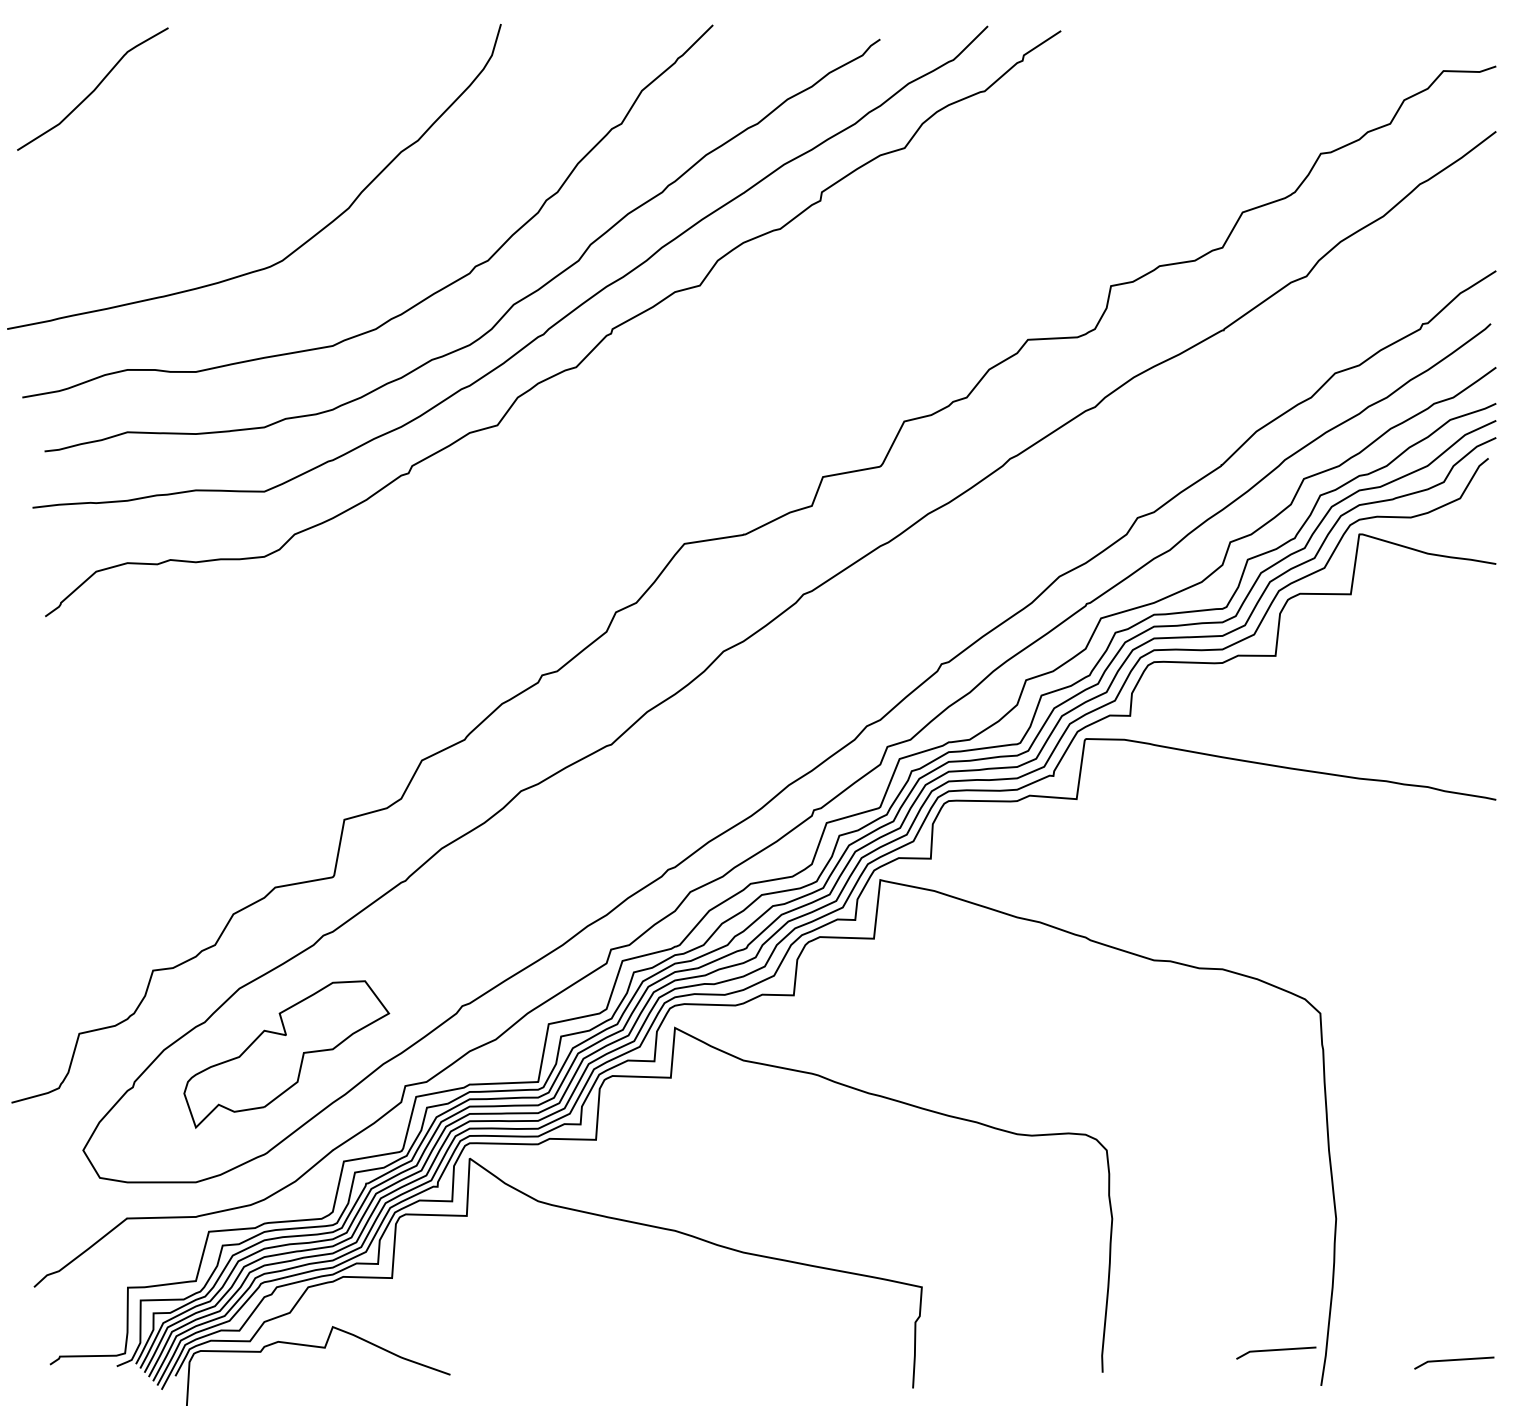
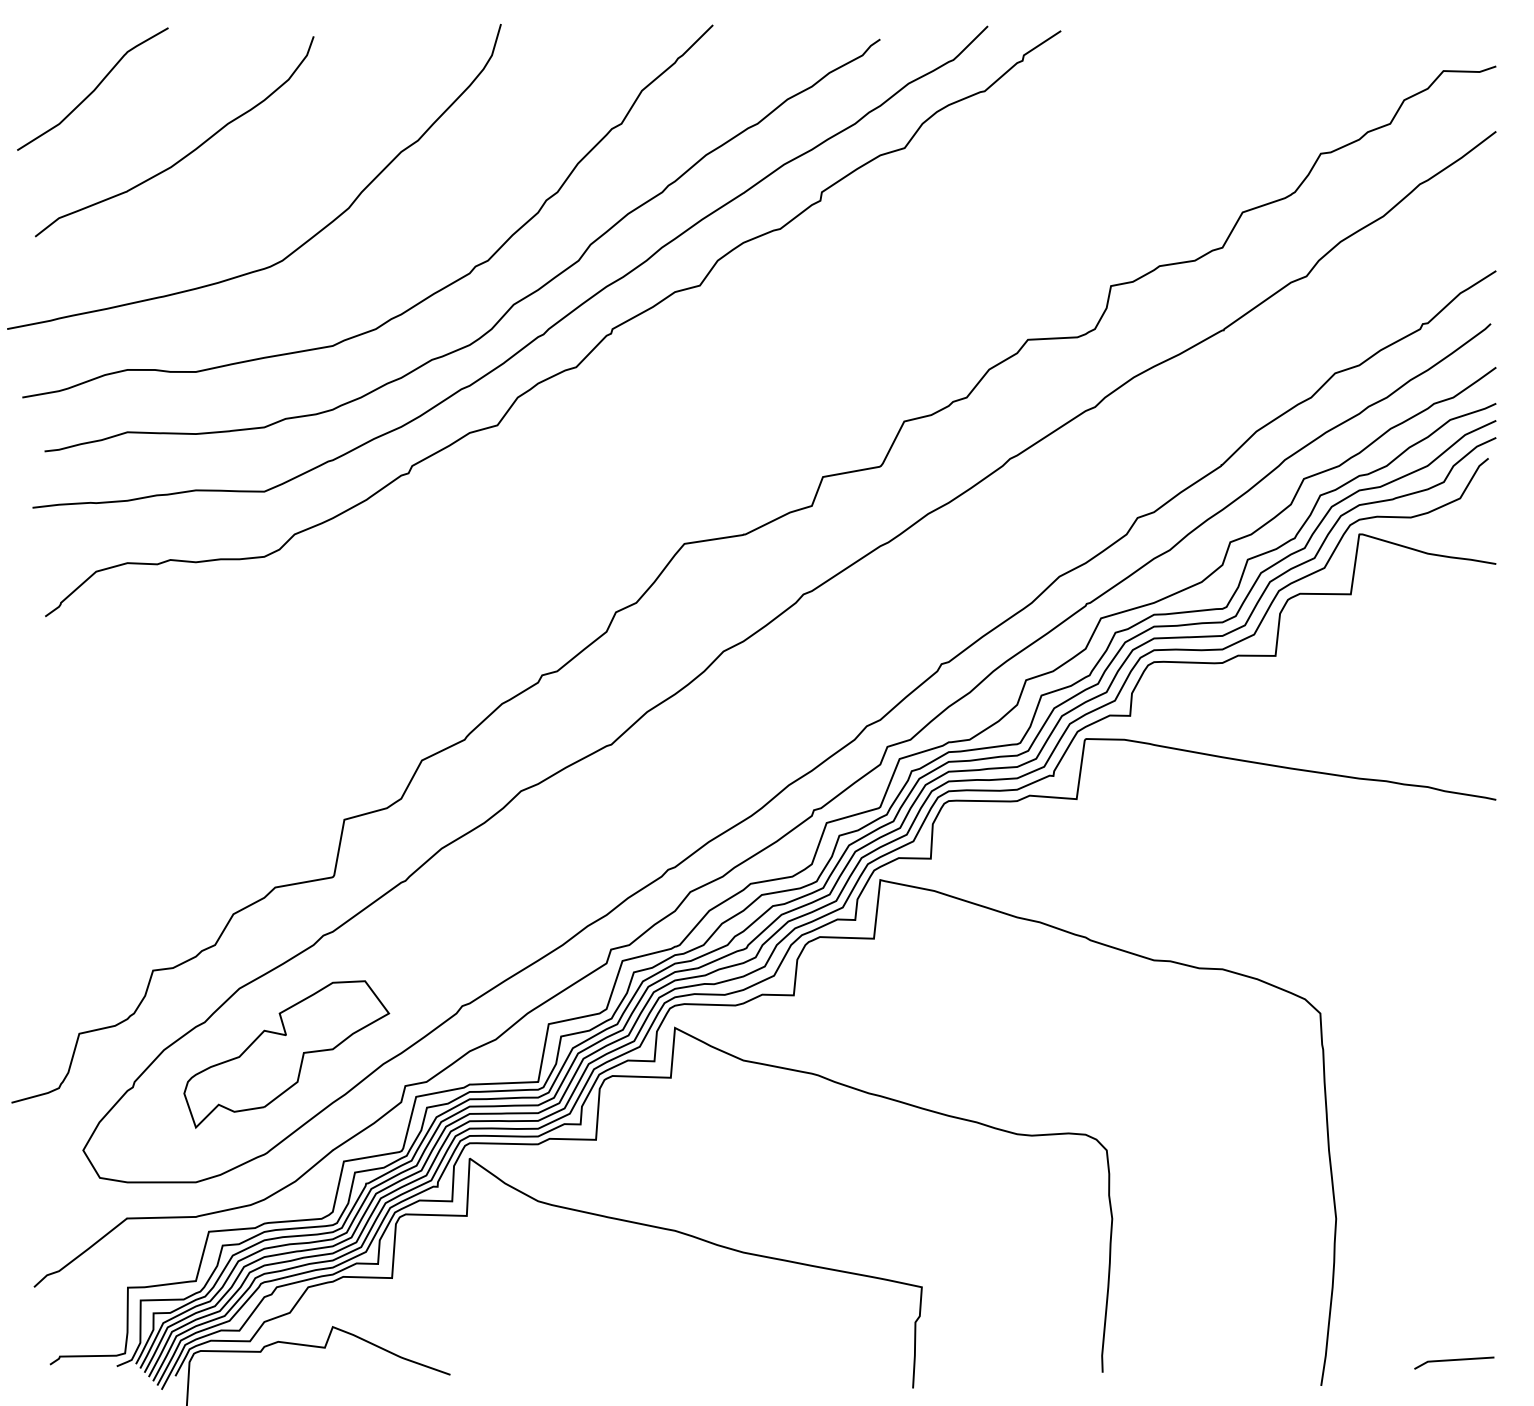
curve: none -> present (186, 154)
line: present -> none (1276, 1350)
